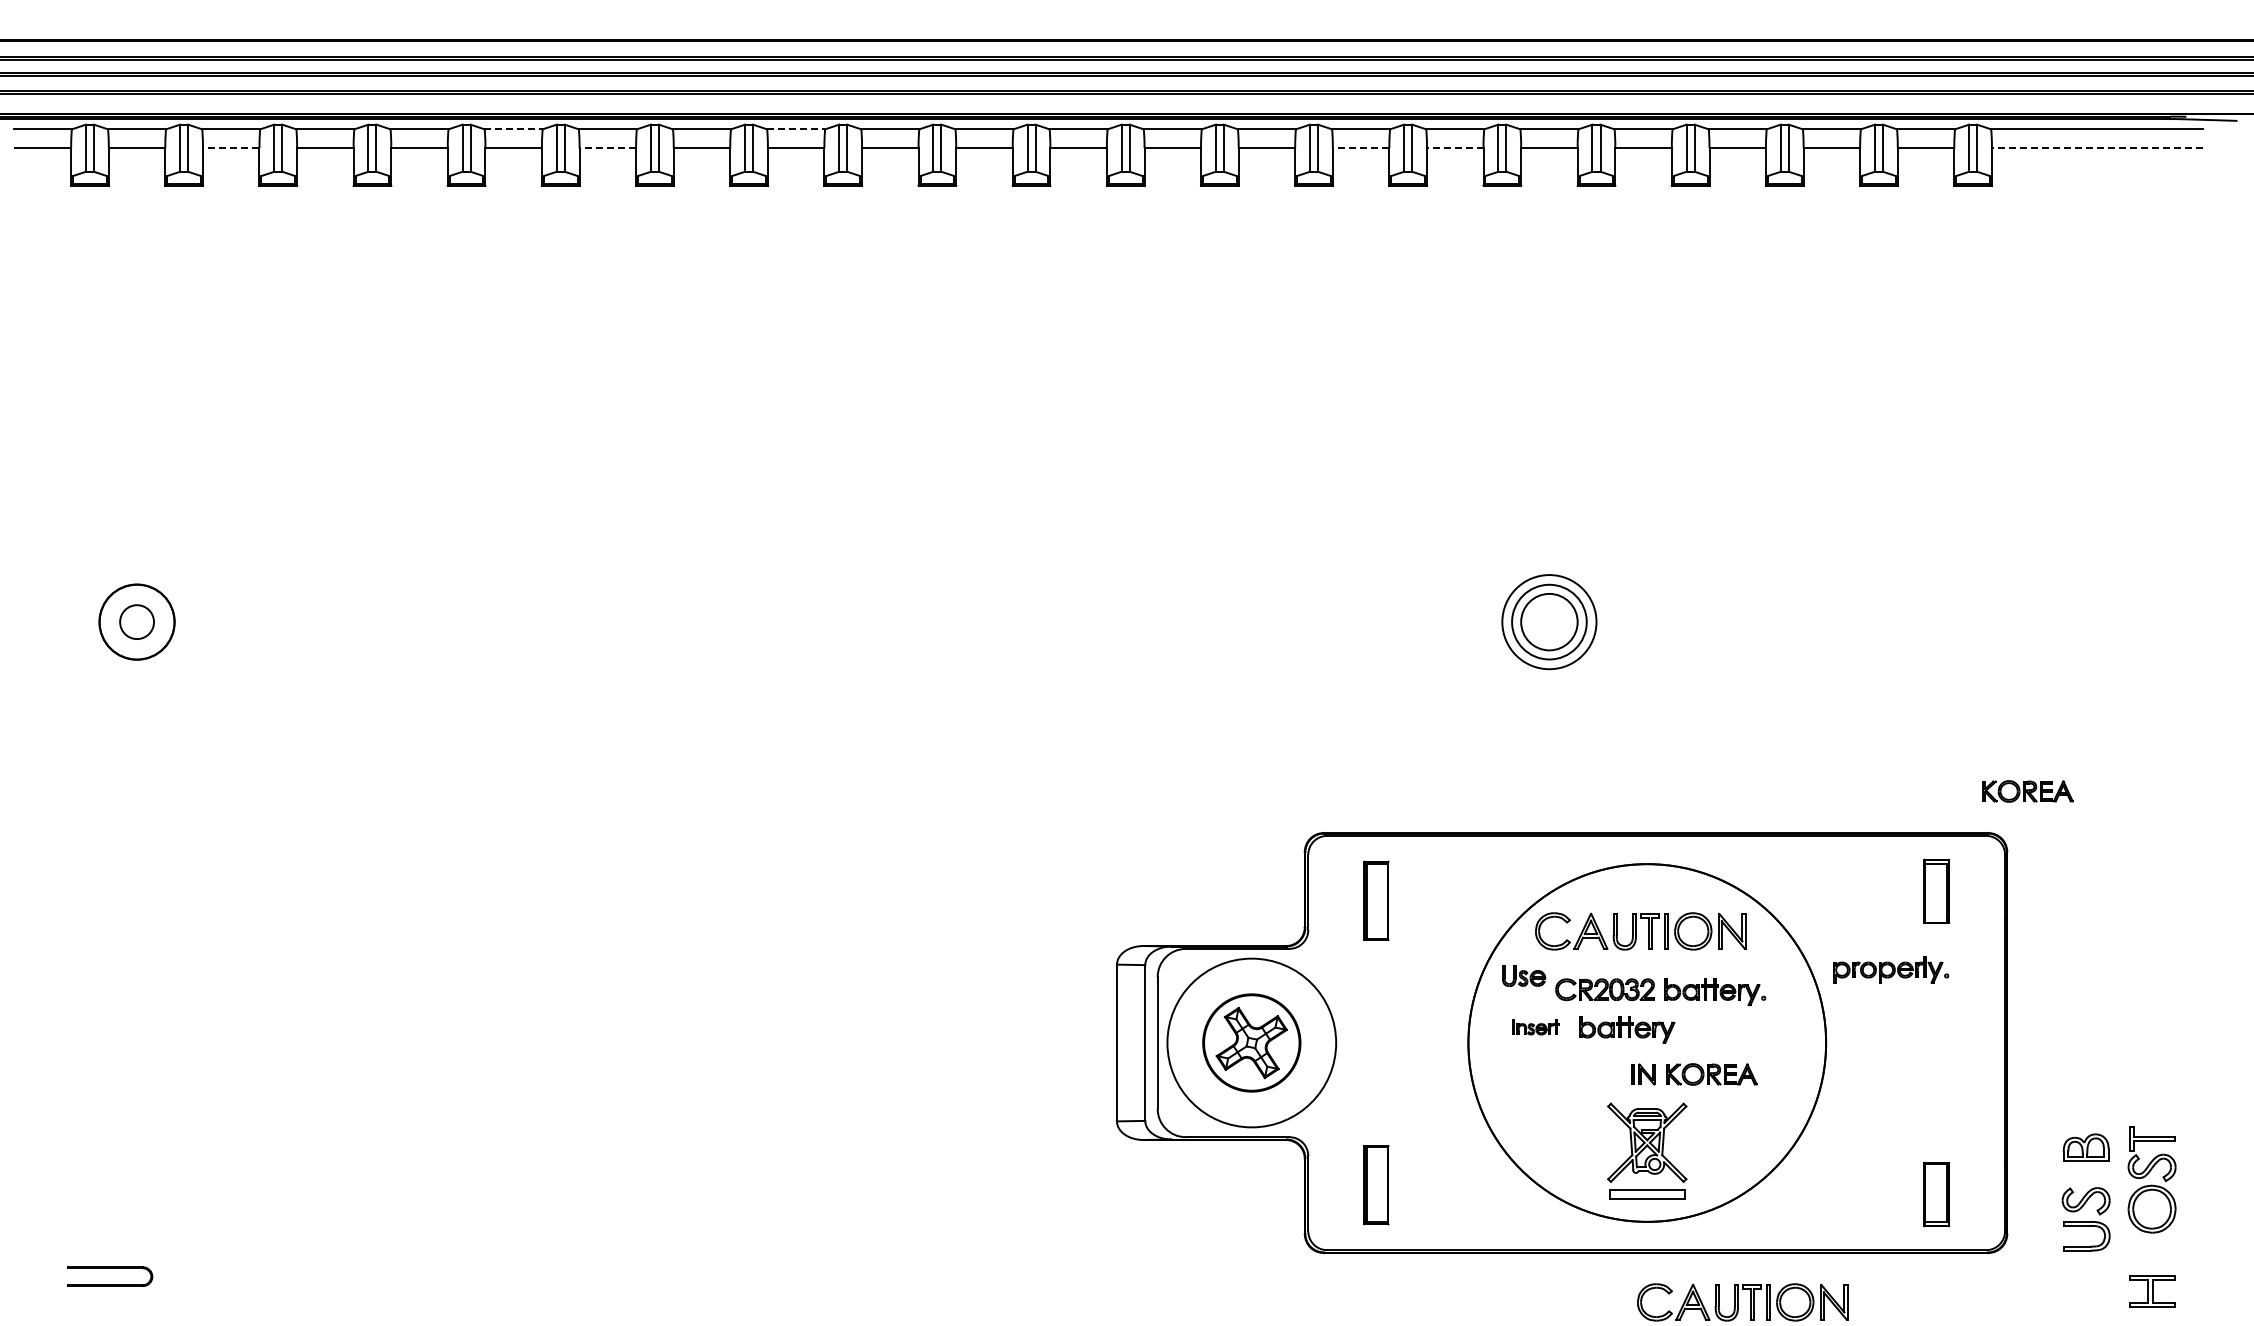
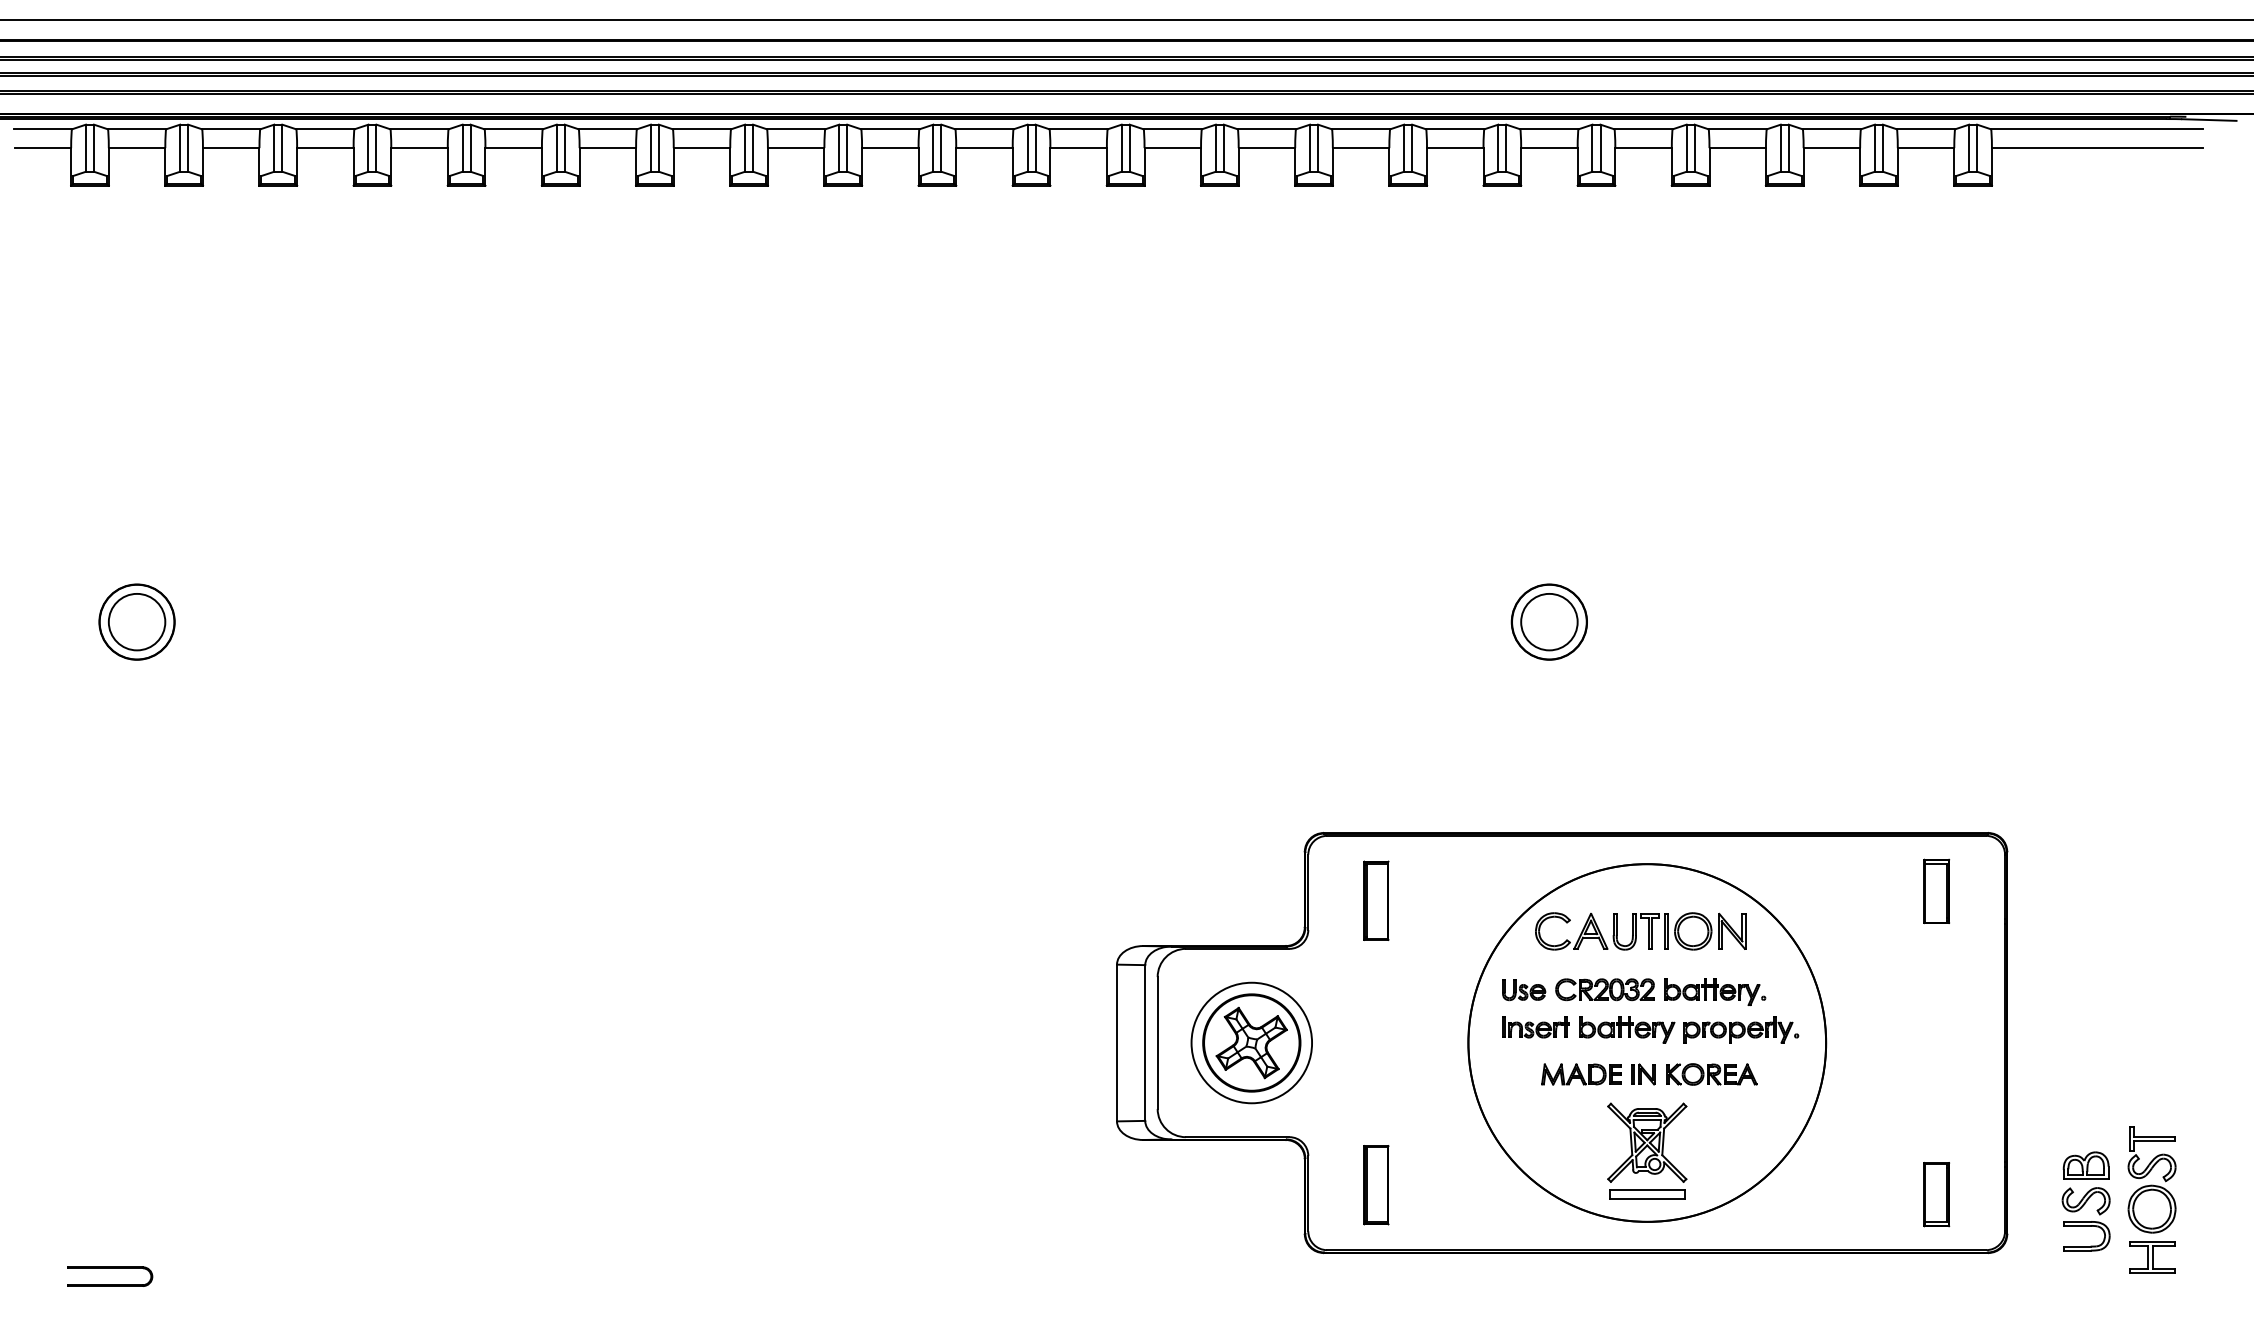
line: none -> present (1126, 19)
line: dashed -> solid (514, 129)
line: dashed -> solid (796, 129)
line: dashed -> solid (230, 148)
line: dashed -> solid (607, 148)
line: dashed -> solid (1360, 148)
line: dashed -> solid (1454, 148)
line: dashed -> solid (2096, 148)
circle diameter: 34 px -> 56 px (136, 621)
circle diameter: 94 px -> 75 px (1549, 621)
part: present -> none (2027, 791)
part position: (1891, 969) -> (1741, 1029) (1741, 1029)
part position: (1524, 976) -> (1524, 990) (1524, 990)
part size: 48x17 px -> 68x23 px (1535, 1027)
circle diameter: 169 px -> 121 px (1251, 1042)
part: none -> present (1581, 1074)
part position: (2085, 1147) -> (2085, 1165) (2085, 1165)
part position: (2152, 1291) -> (2152, 1257) (2152, 1257)
part: present -> none (1742, 1302)
